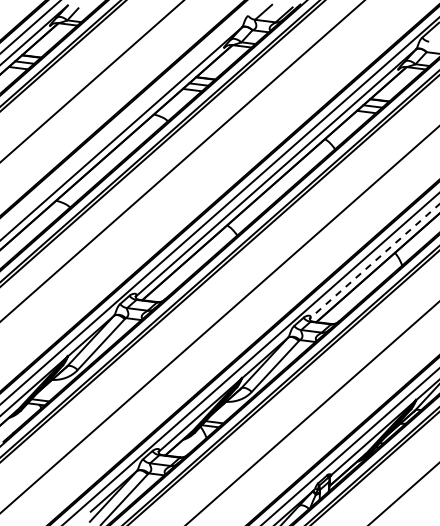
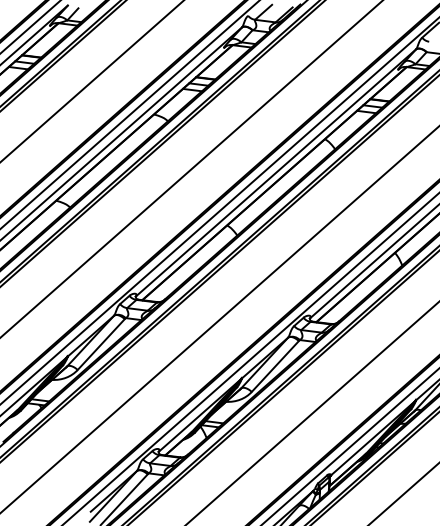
line: none -> present (129, 114)
line position: (182, 161) -> (191, 168) (191, 168)
line: dashed -> solid (374, 261)
